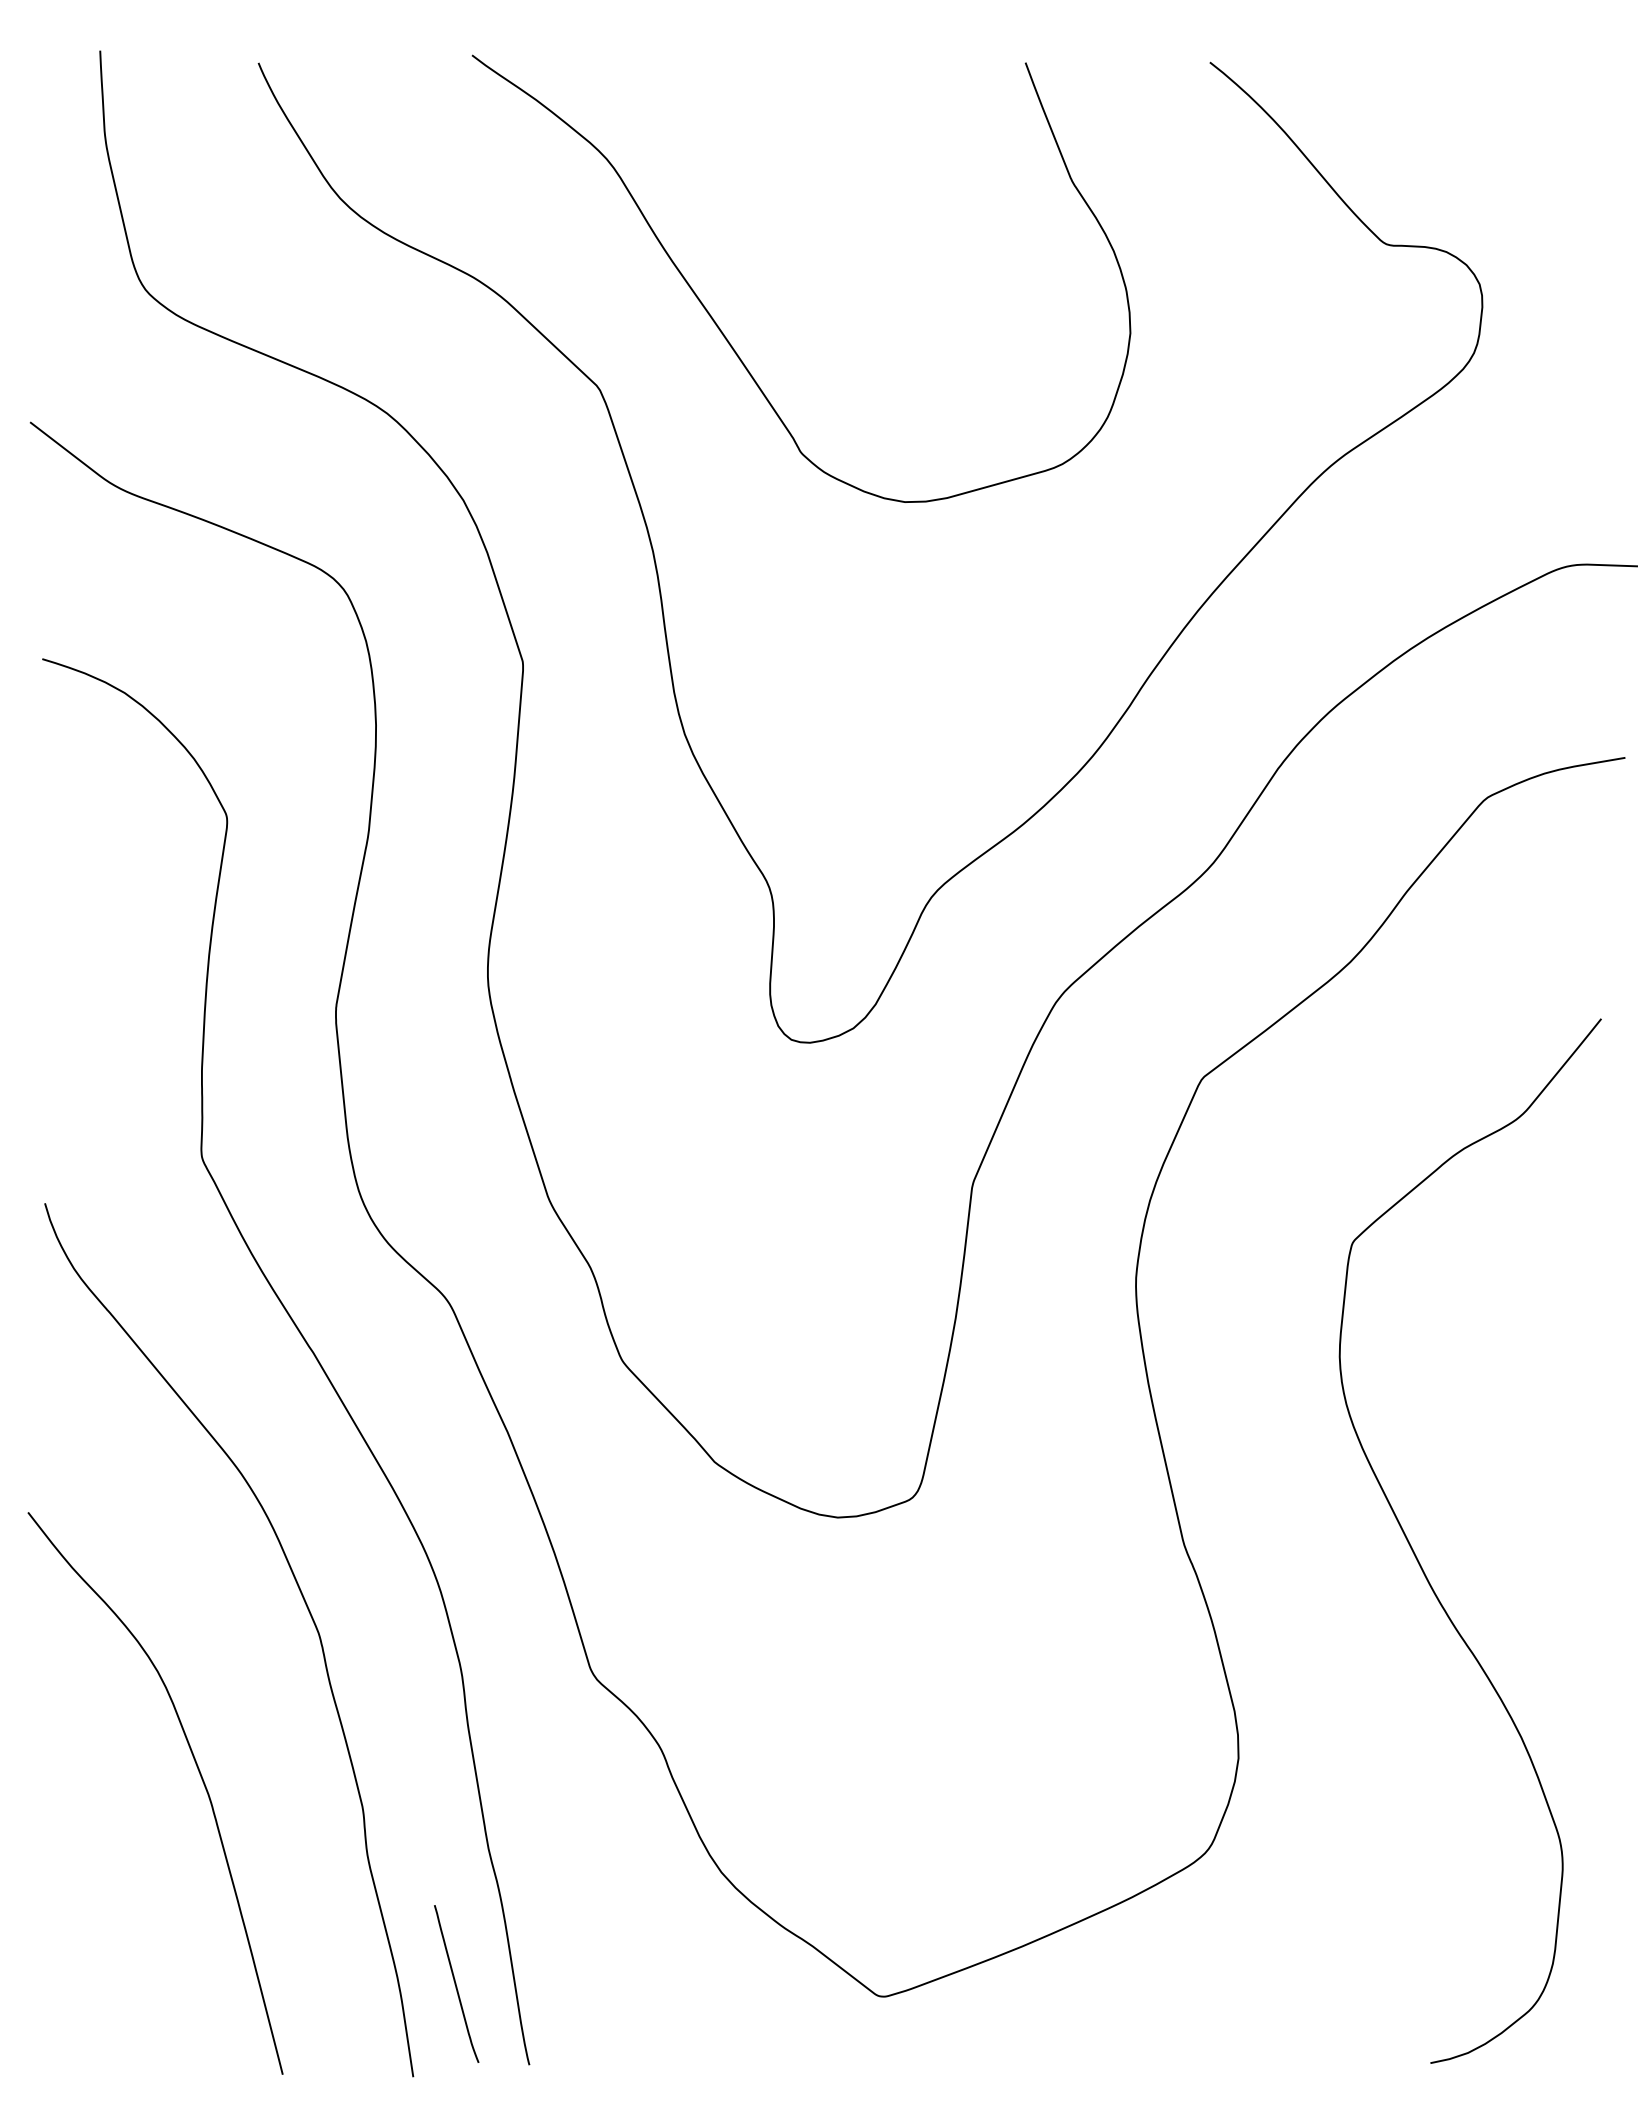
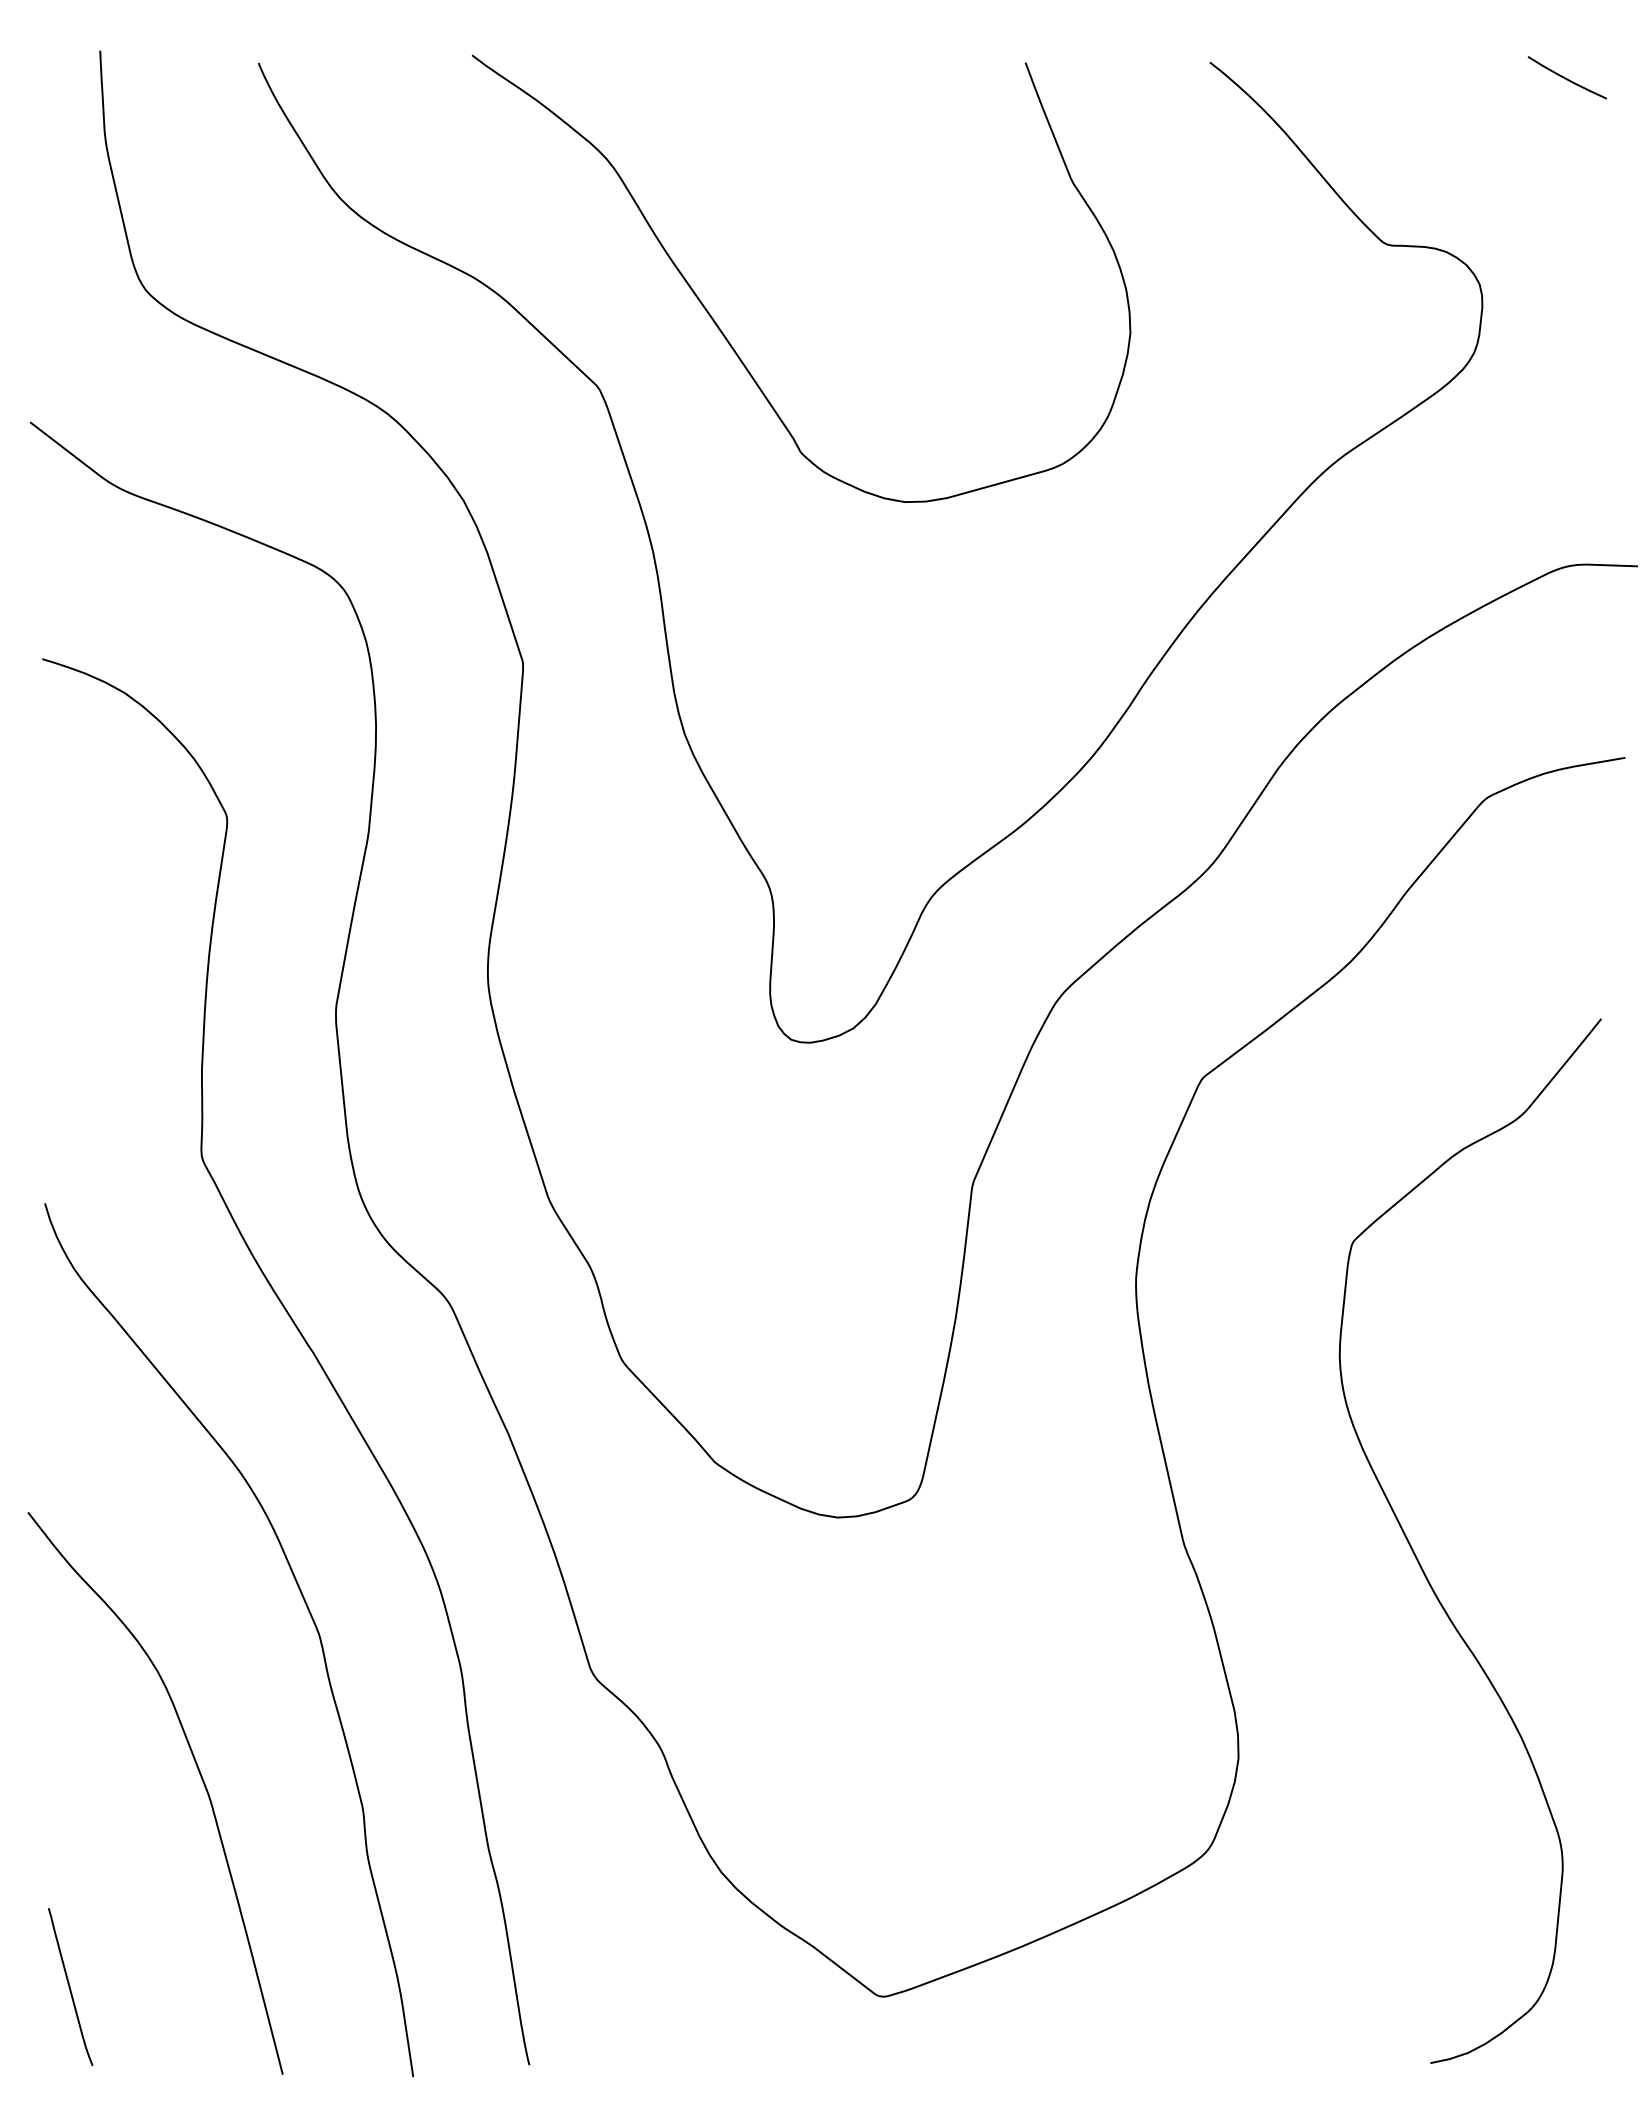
curve: none -> present (1565, 77)
curve position: (456, 1983) -> (70, 1986) (70, 1986)
